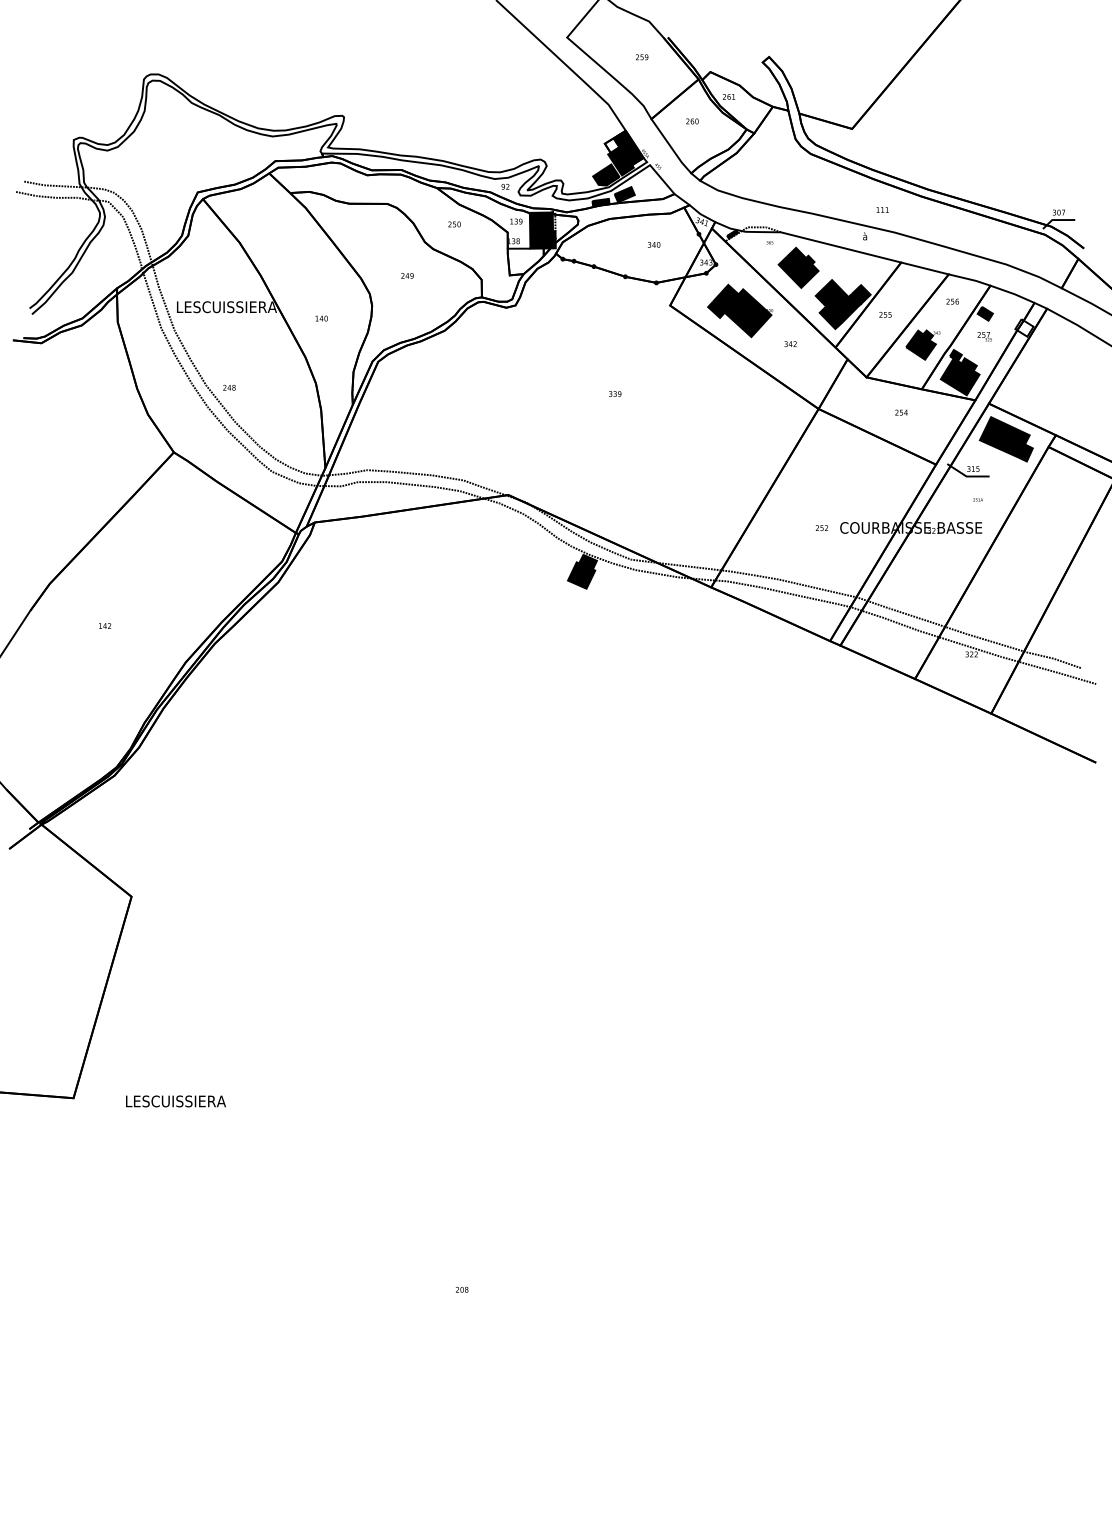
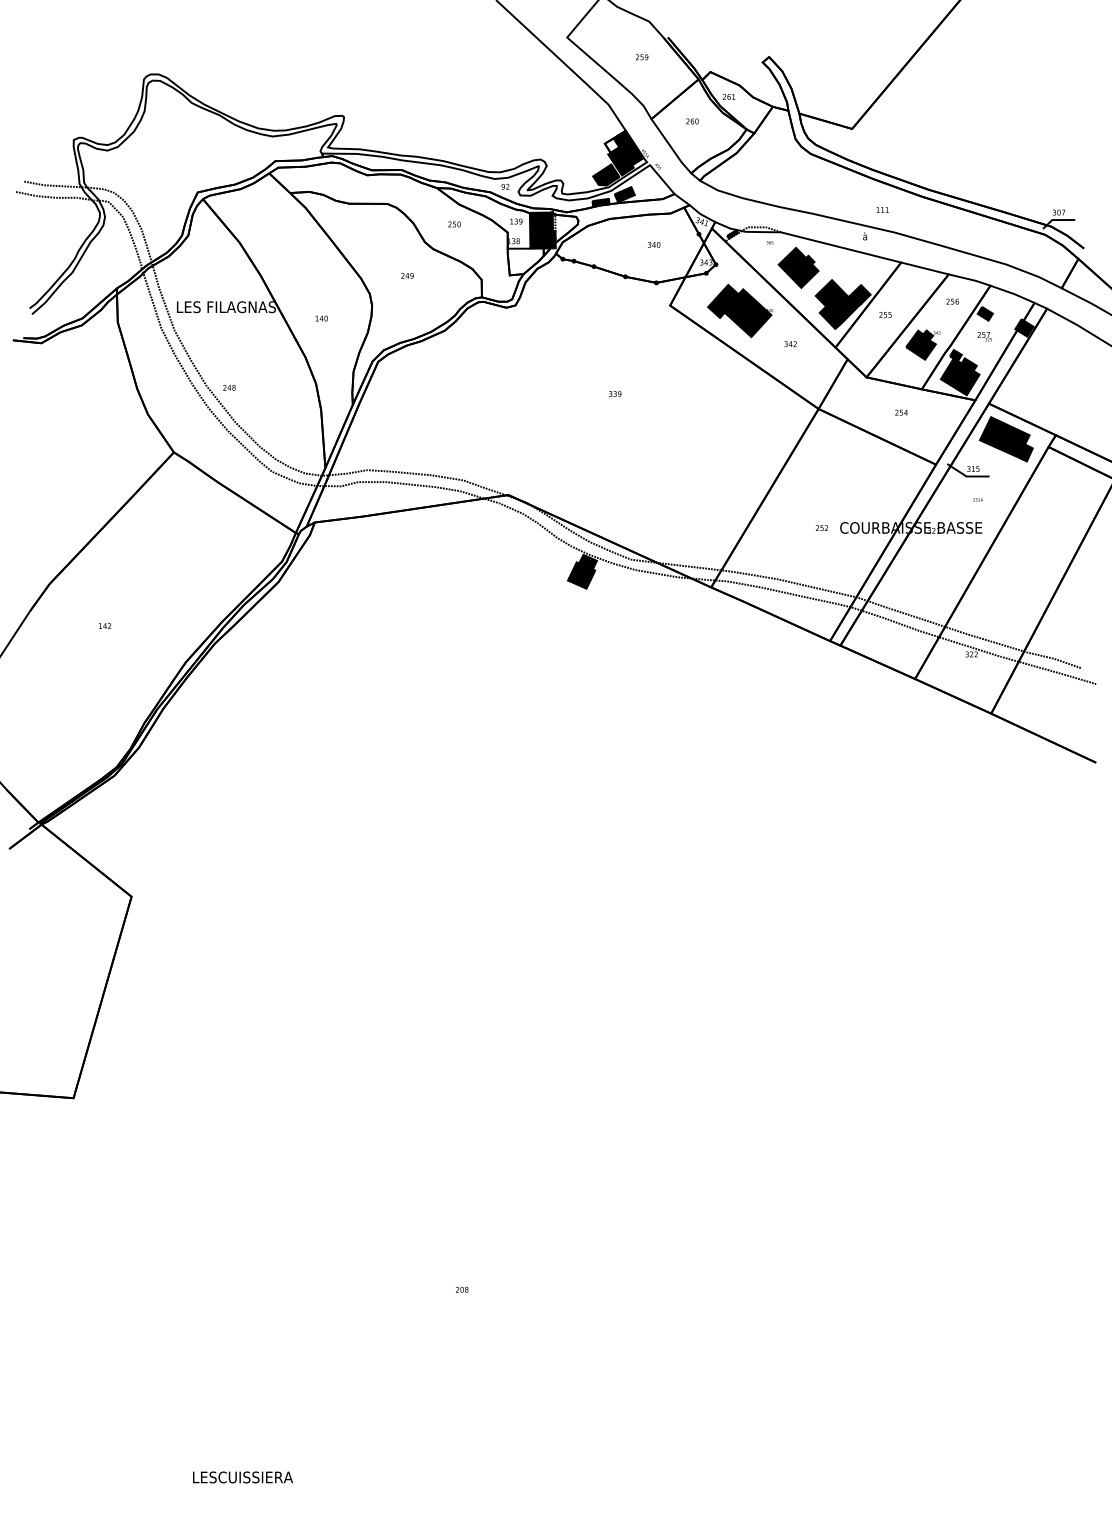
text: LESCUISSIERA -> LES FILAGNAS (239, 307)
fill: none -> present (1024, 327)
text position: (175, 1101) -> (242, 1477) (242, 1477)
